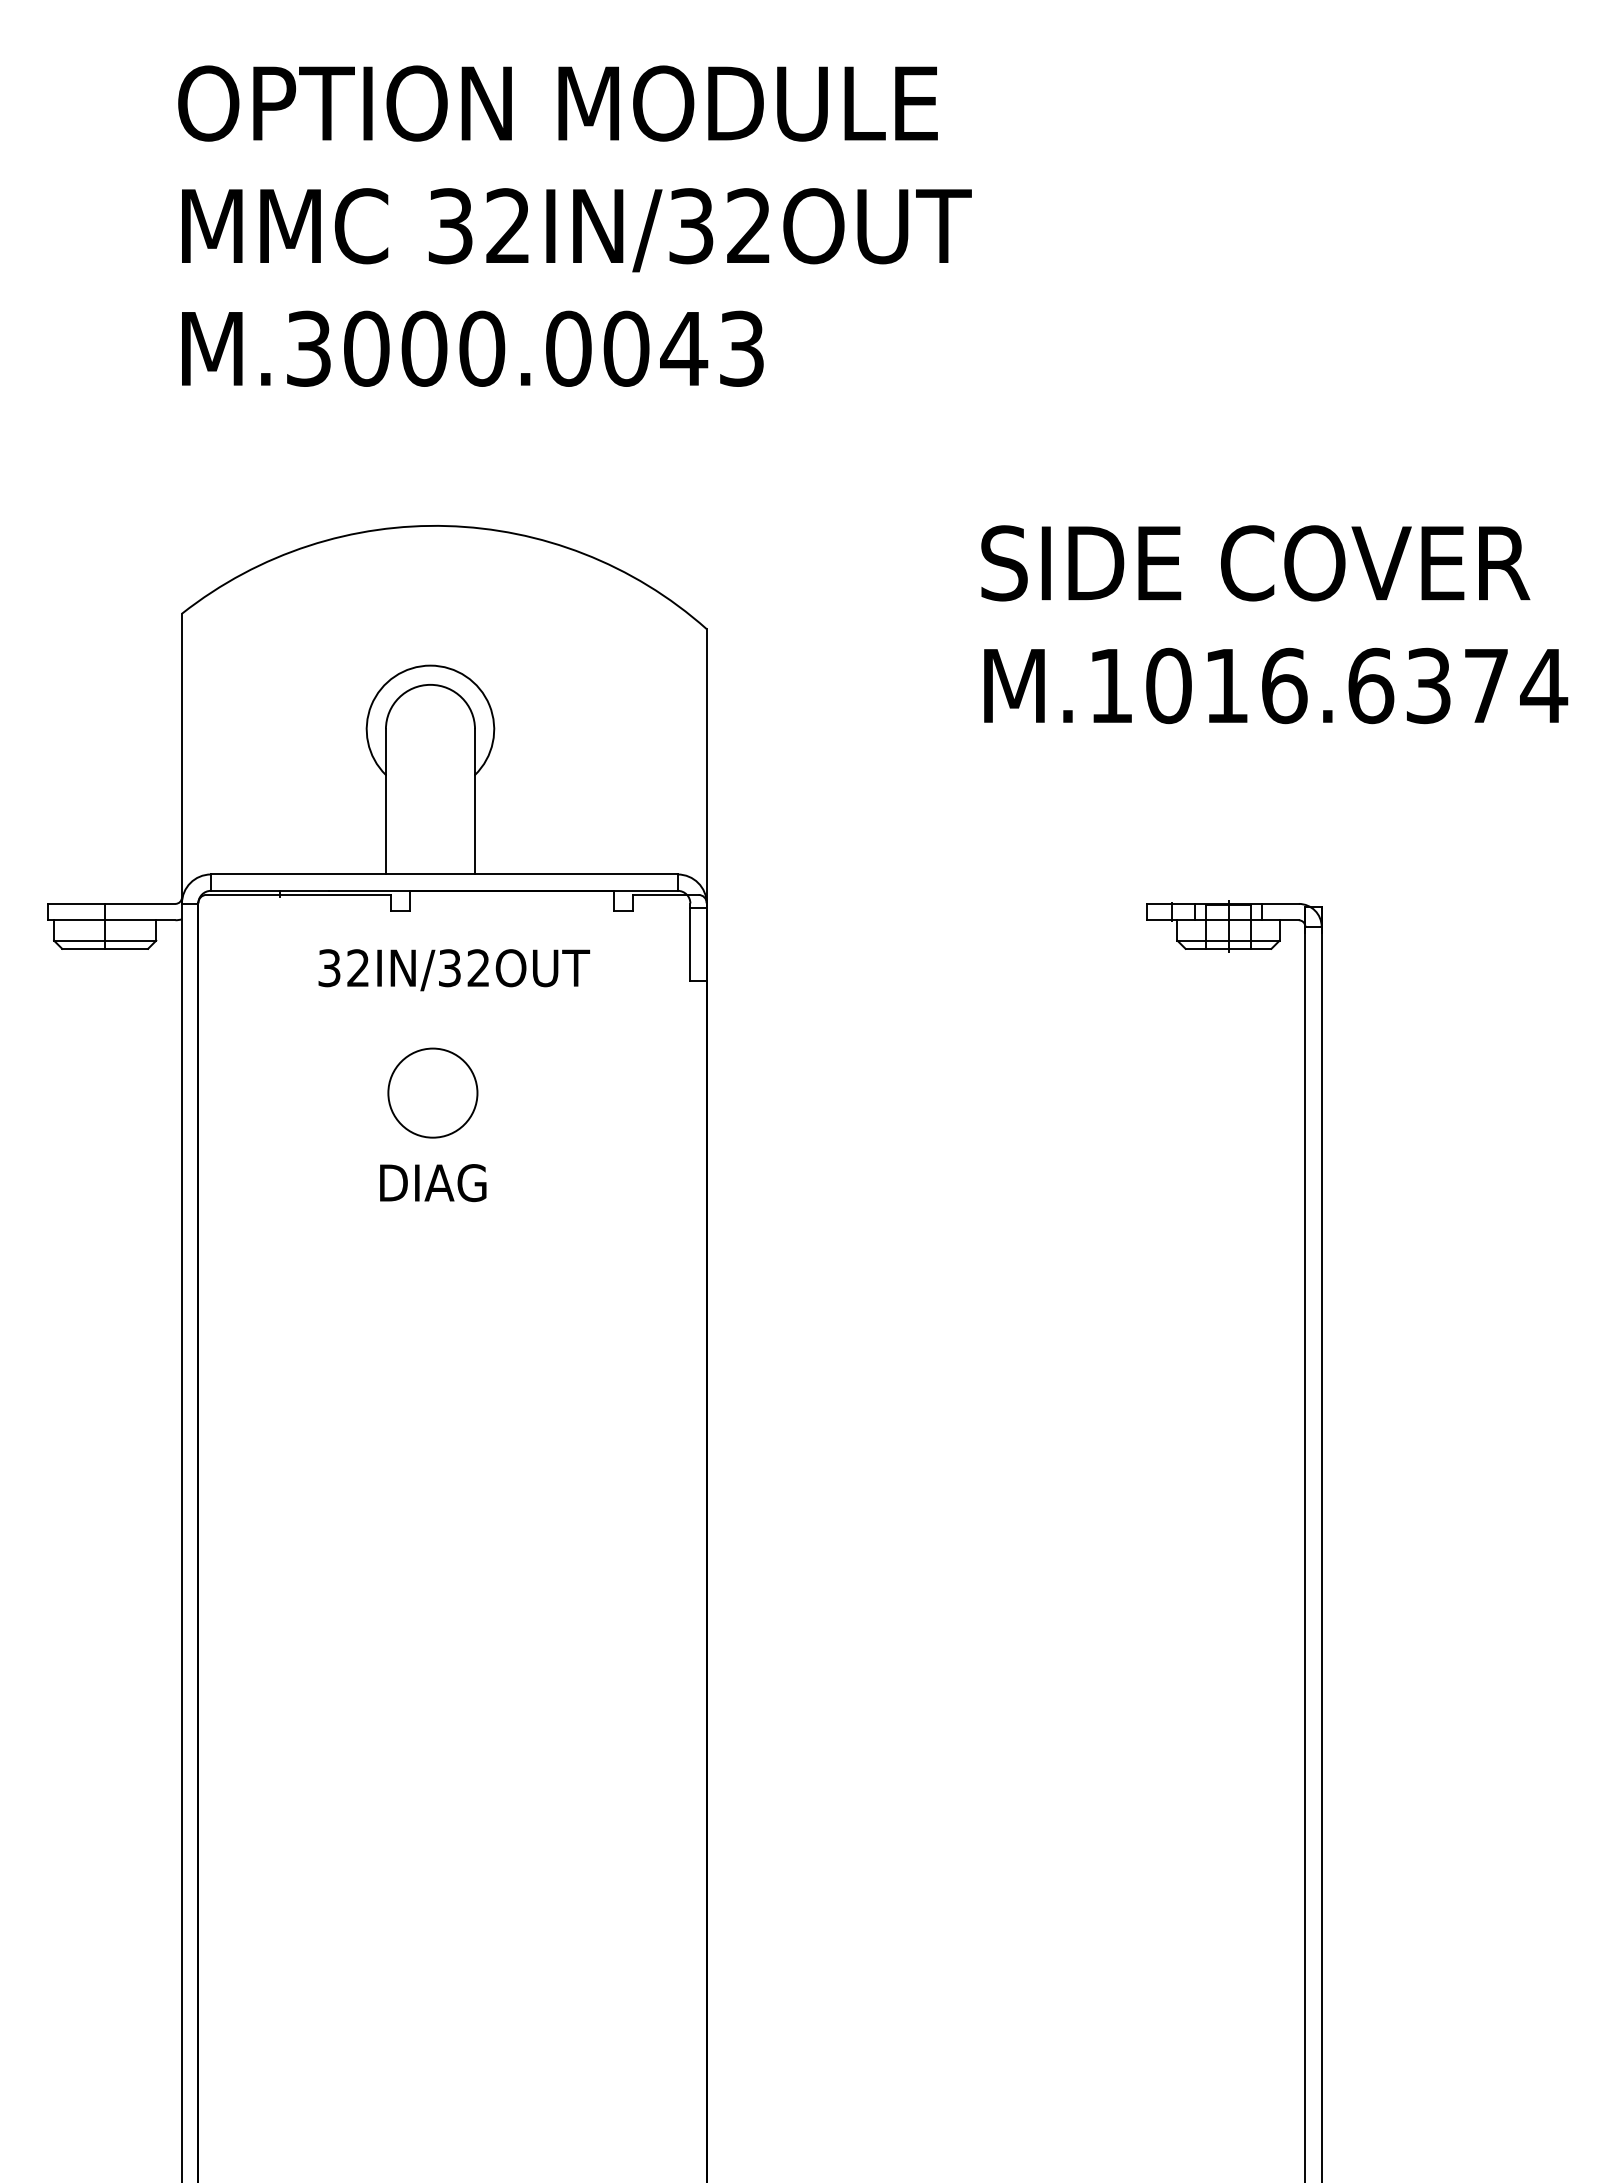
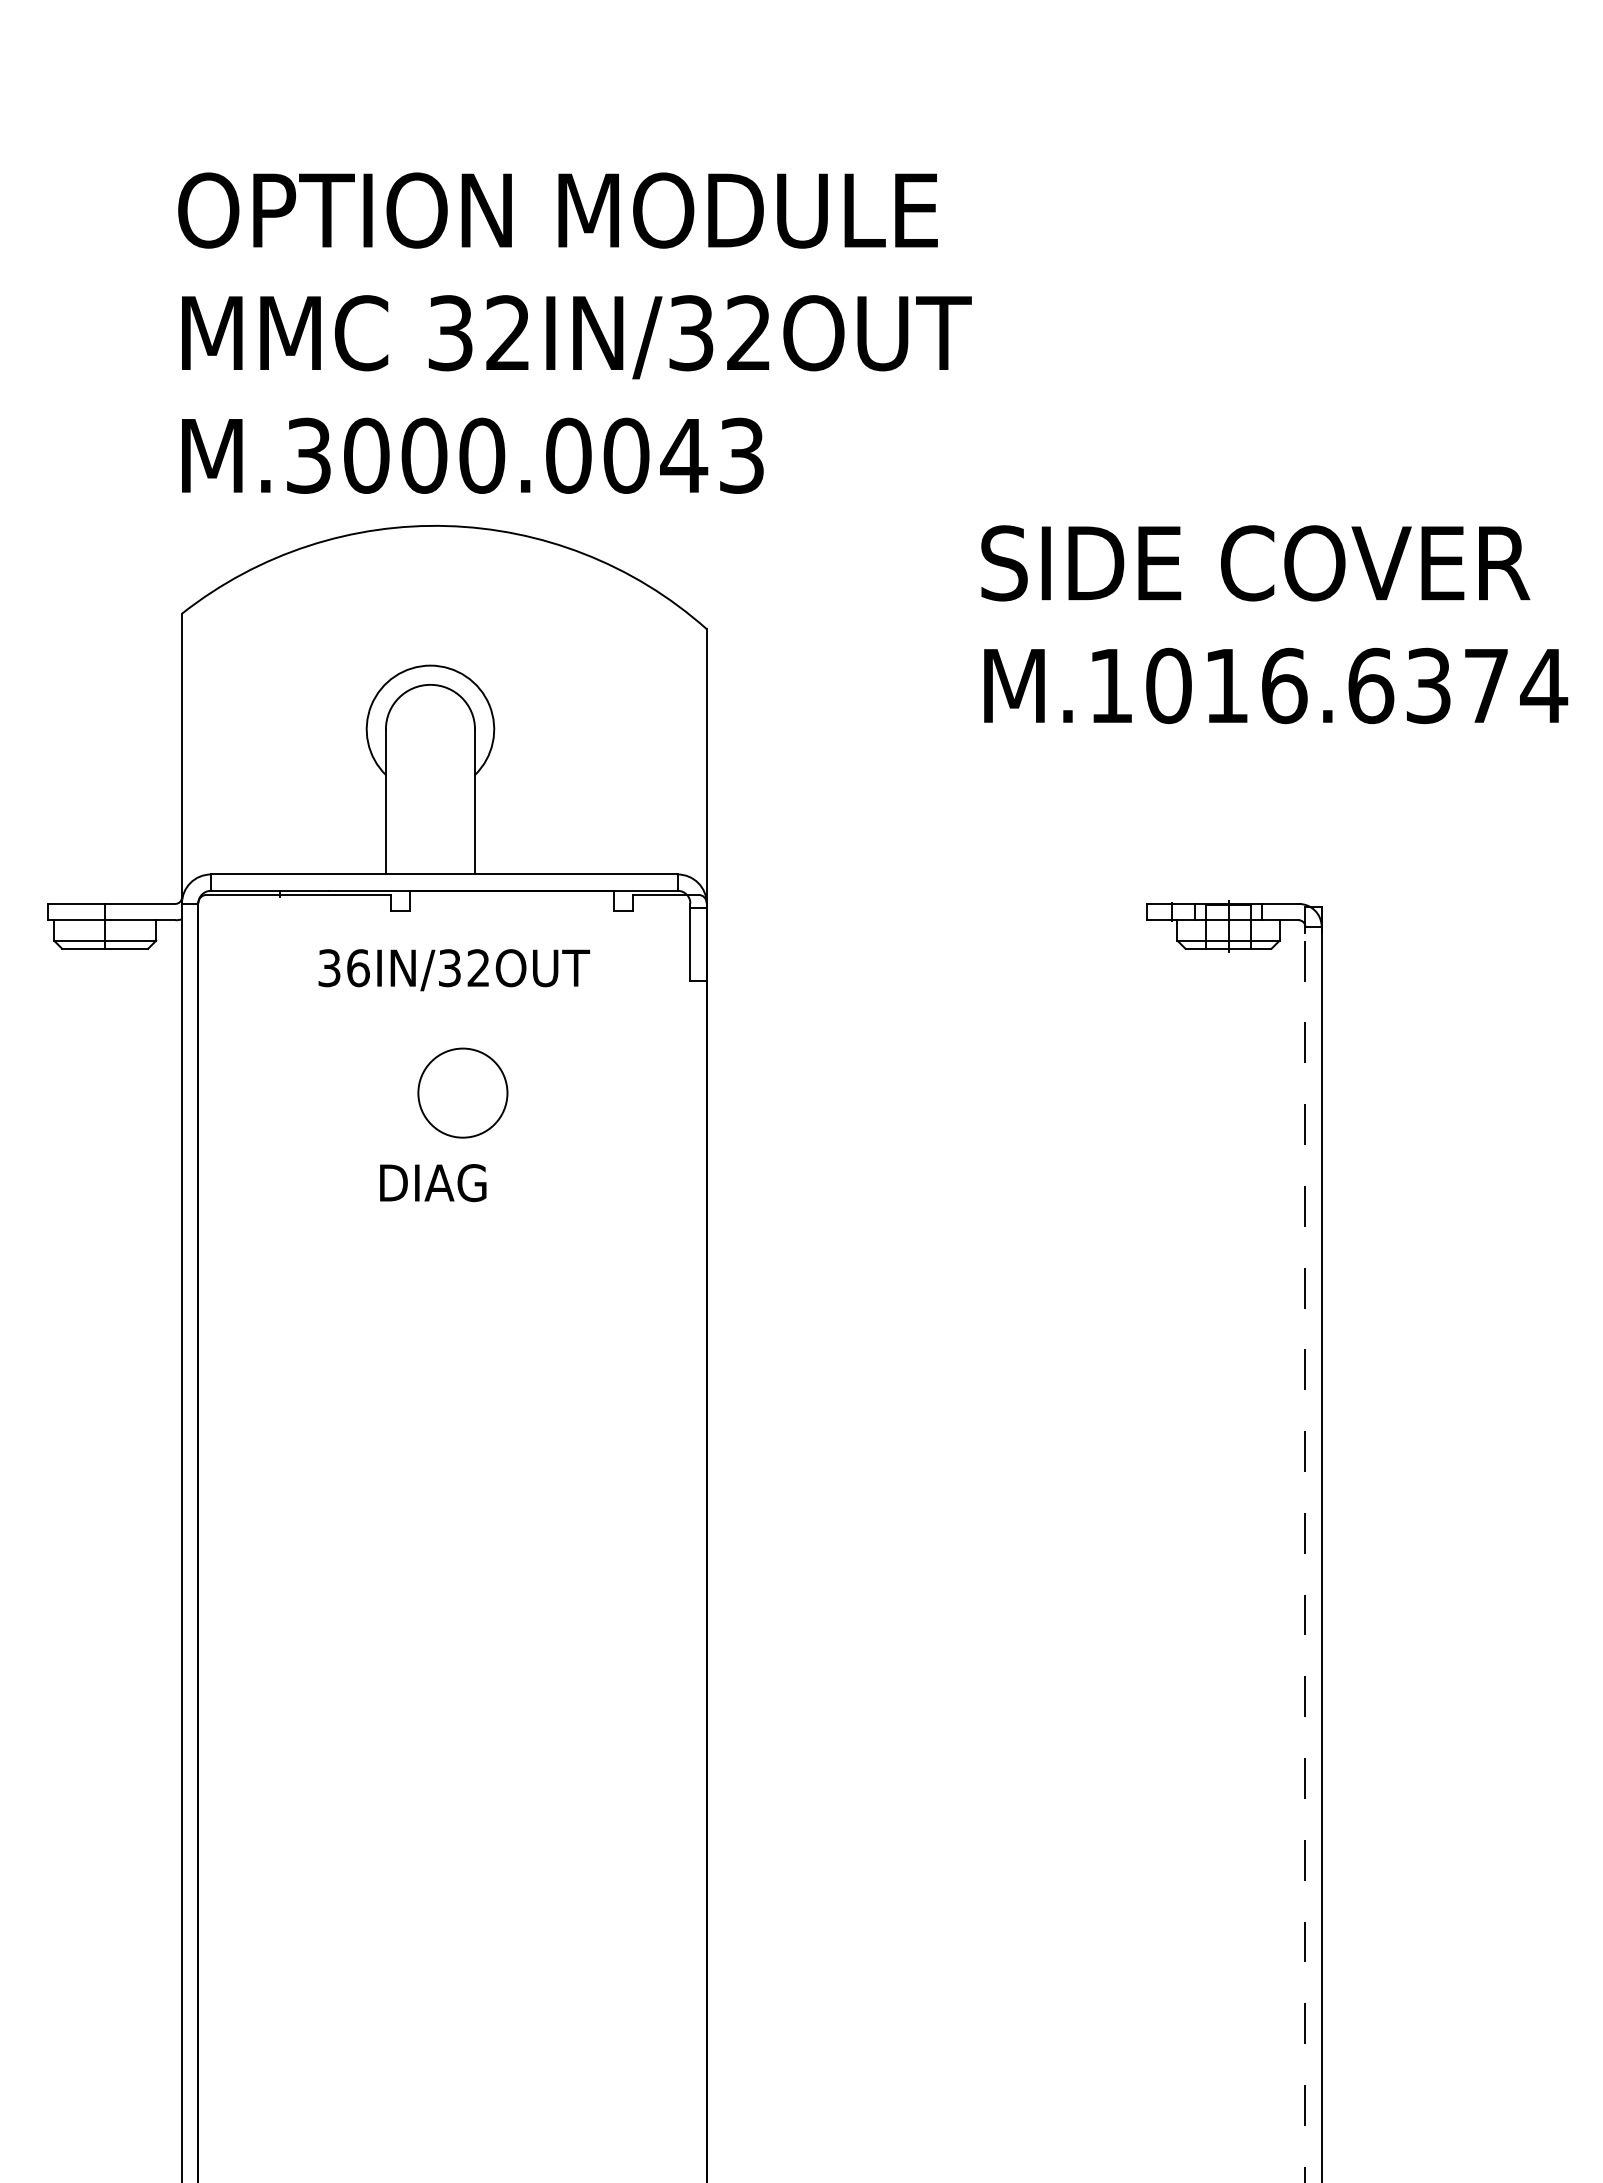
text position: (574, 225) -> (574, 332) (574, 332)
text: 32IN/32OUT -> 36IN/32OUT (358, 968)
circle position: (432, 1092) -> (462, 1092) (462, 1092)
line: solid -> dashed (1305, 1545)
